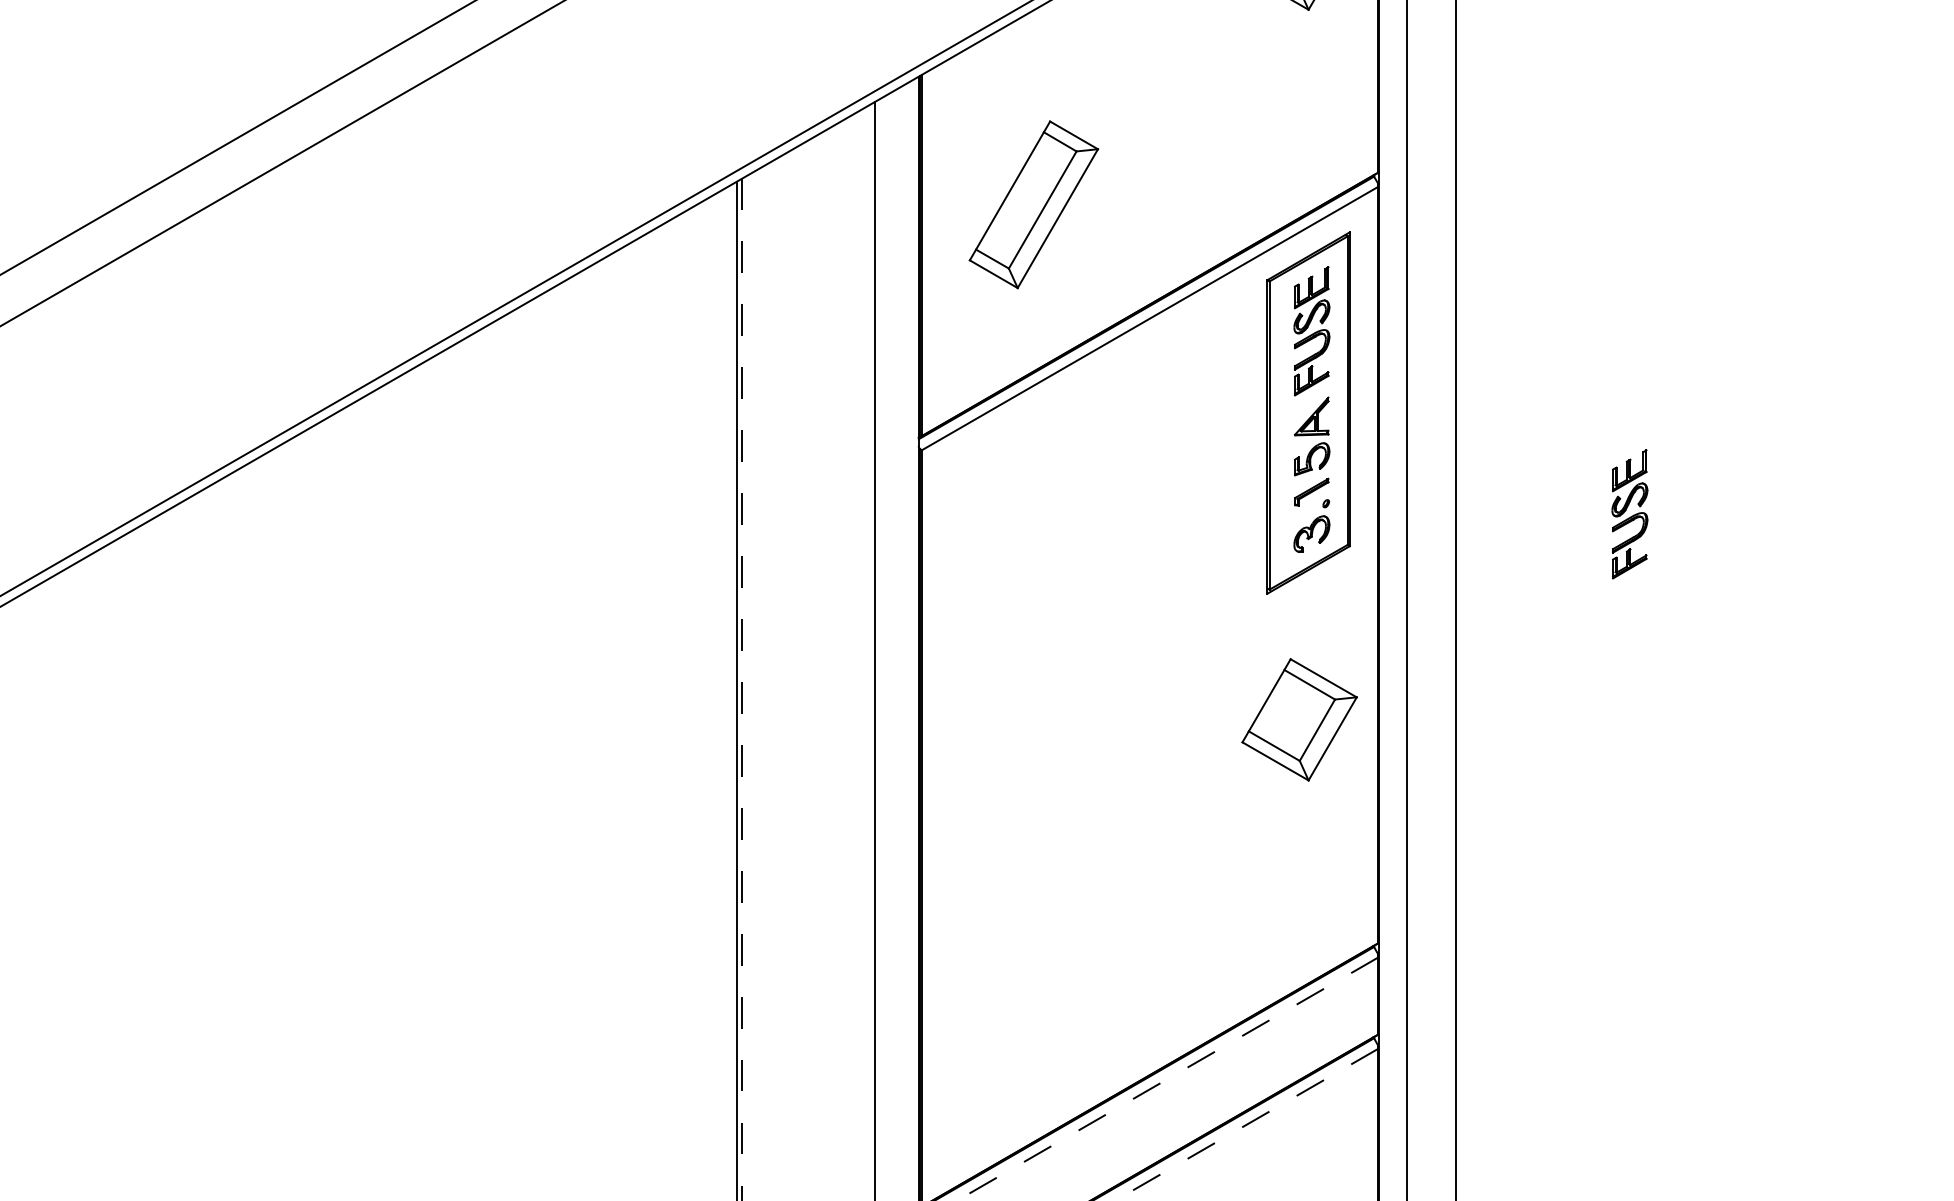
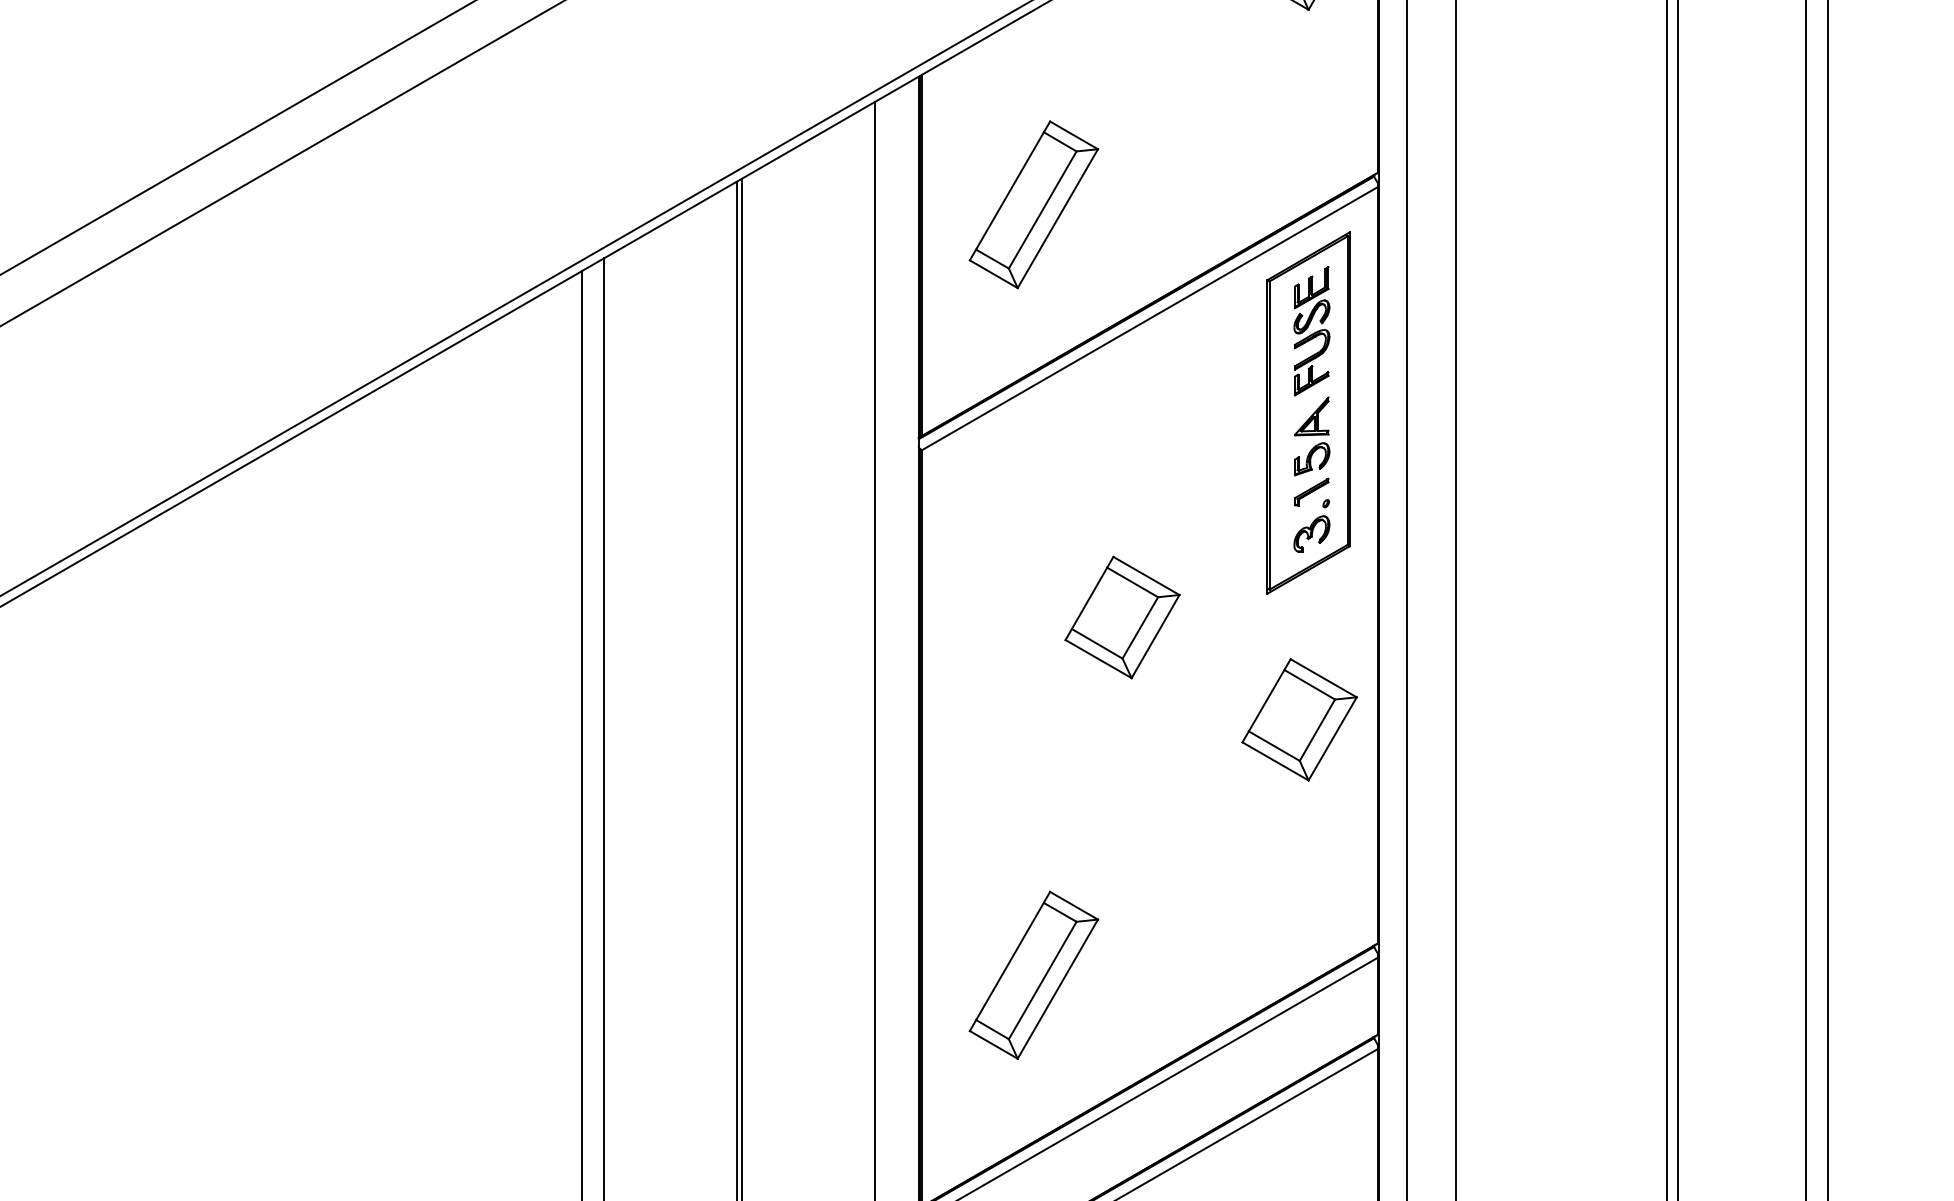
part: present -> none (1629, 514)
line: none -> present (1666, 599)
line: none -> present (1678, 599)
line: none -> present (1806, 599)
line: none -> present (1828, 599)
part: none -> present (1122, 617)
line: dashed -> solid (742, 690)
line: none -> present (603, 727)
line: none -> present (581, 734)
part: none -> present (1033, 974)
line: dashed -> solid (1167, 1079)
line: dashed -> solid (1246, 1125)
